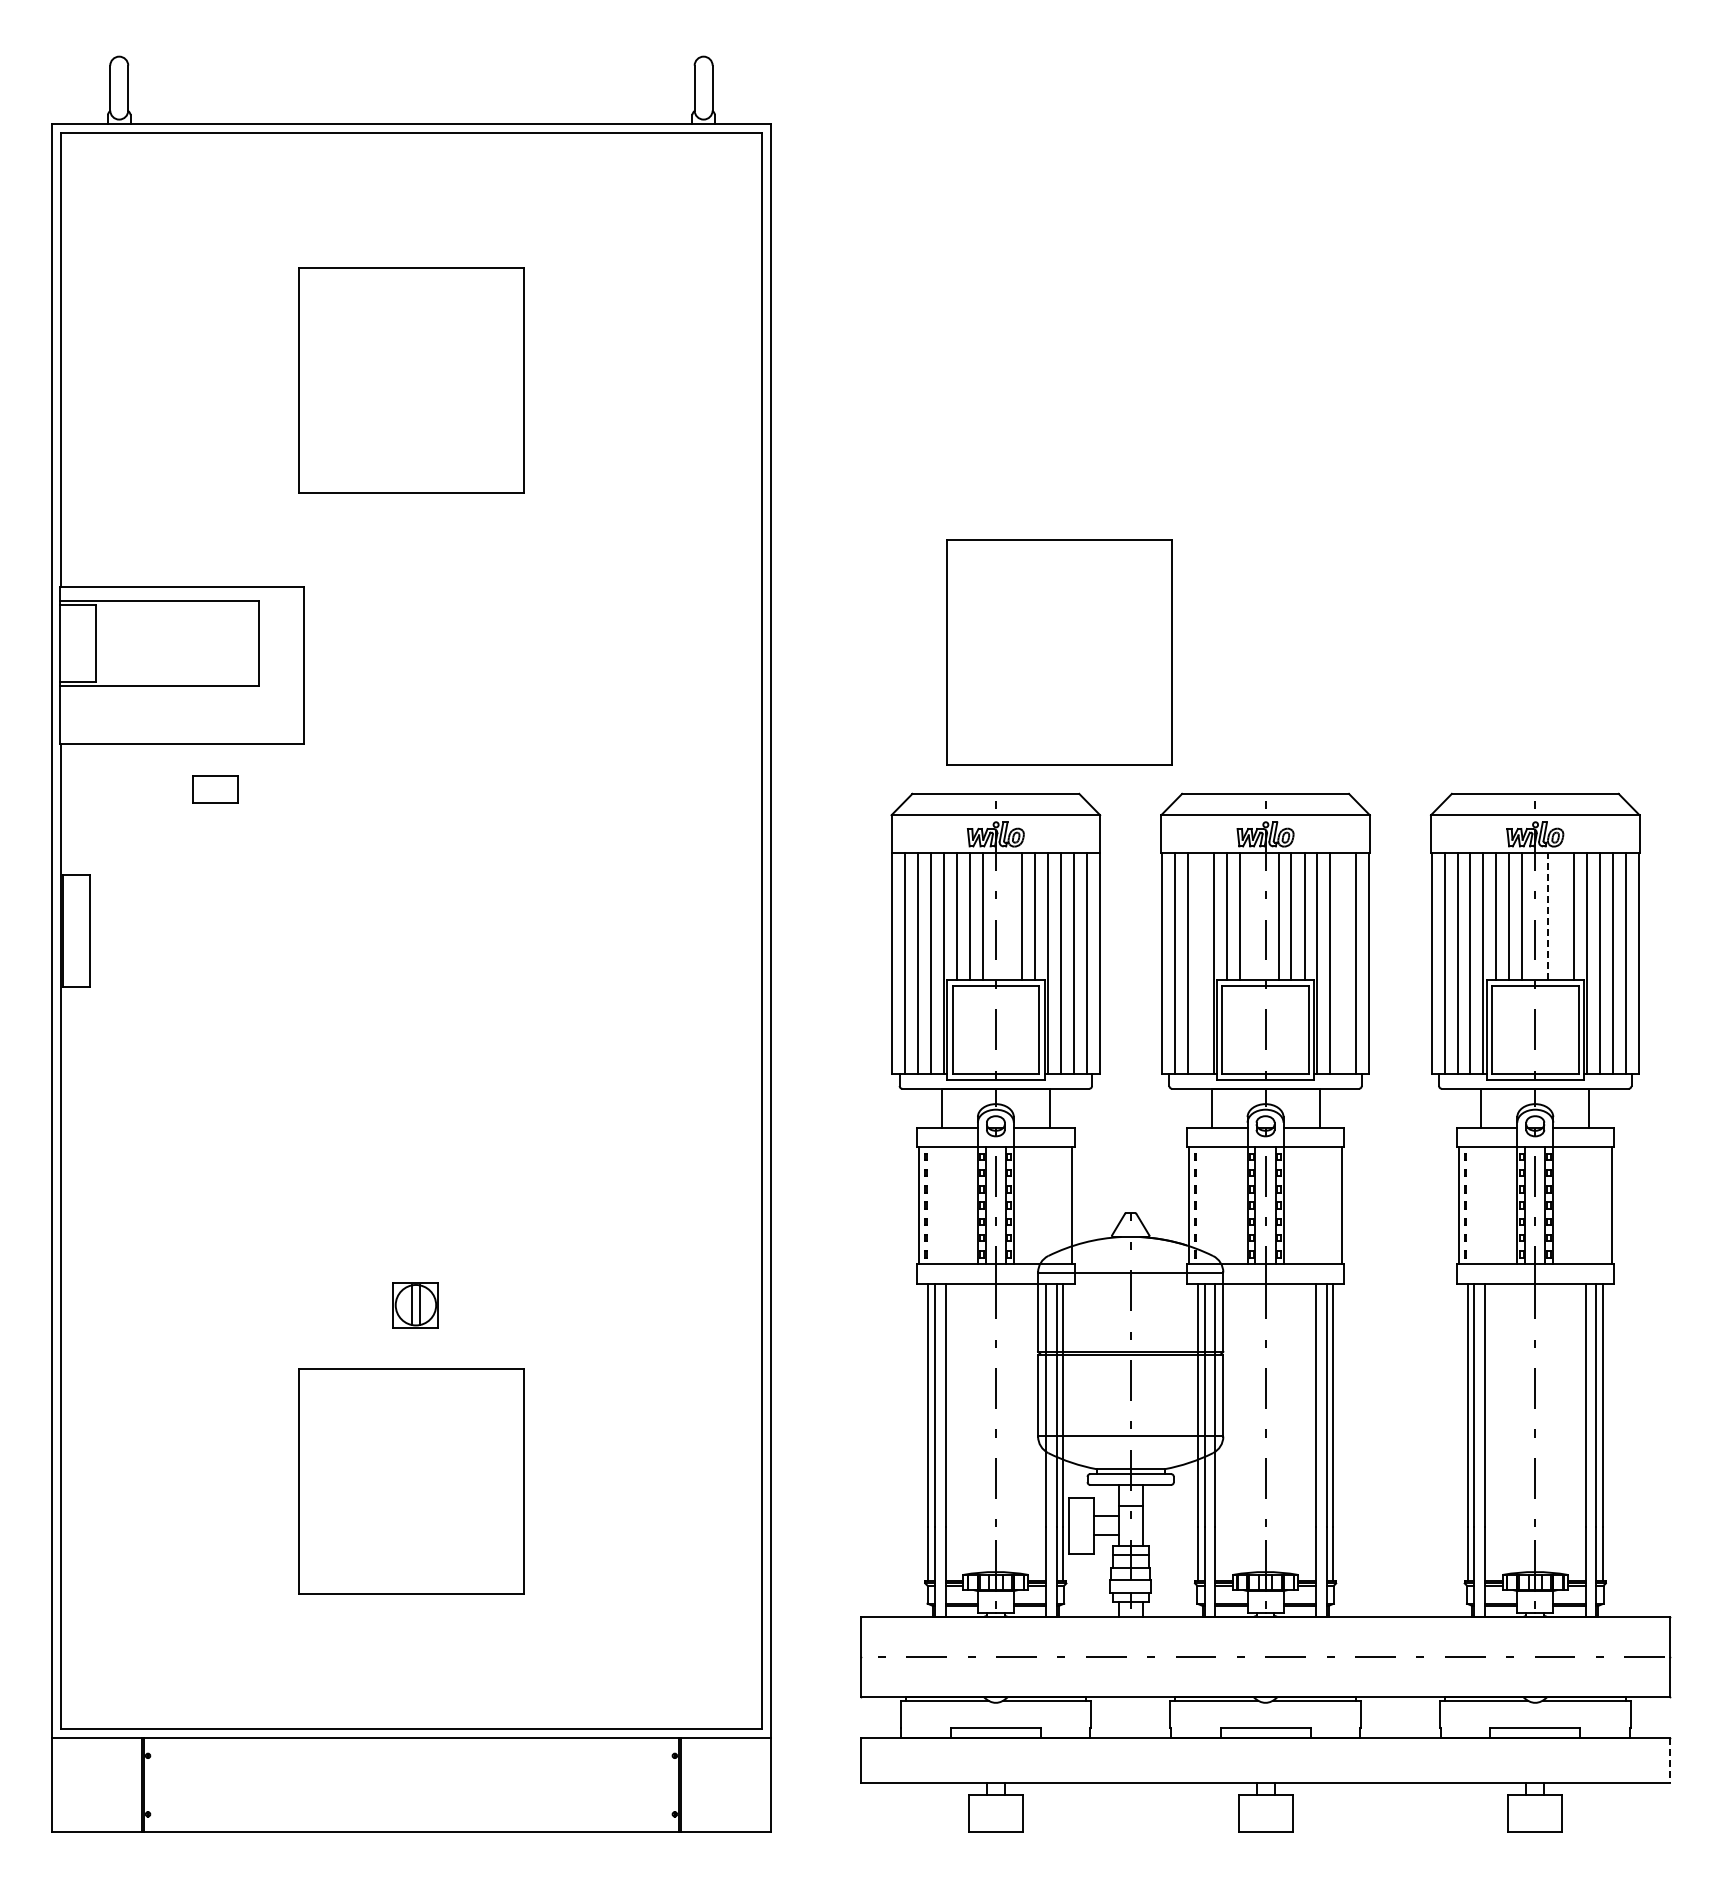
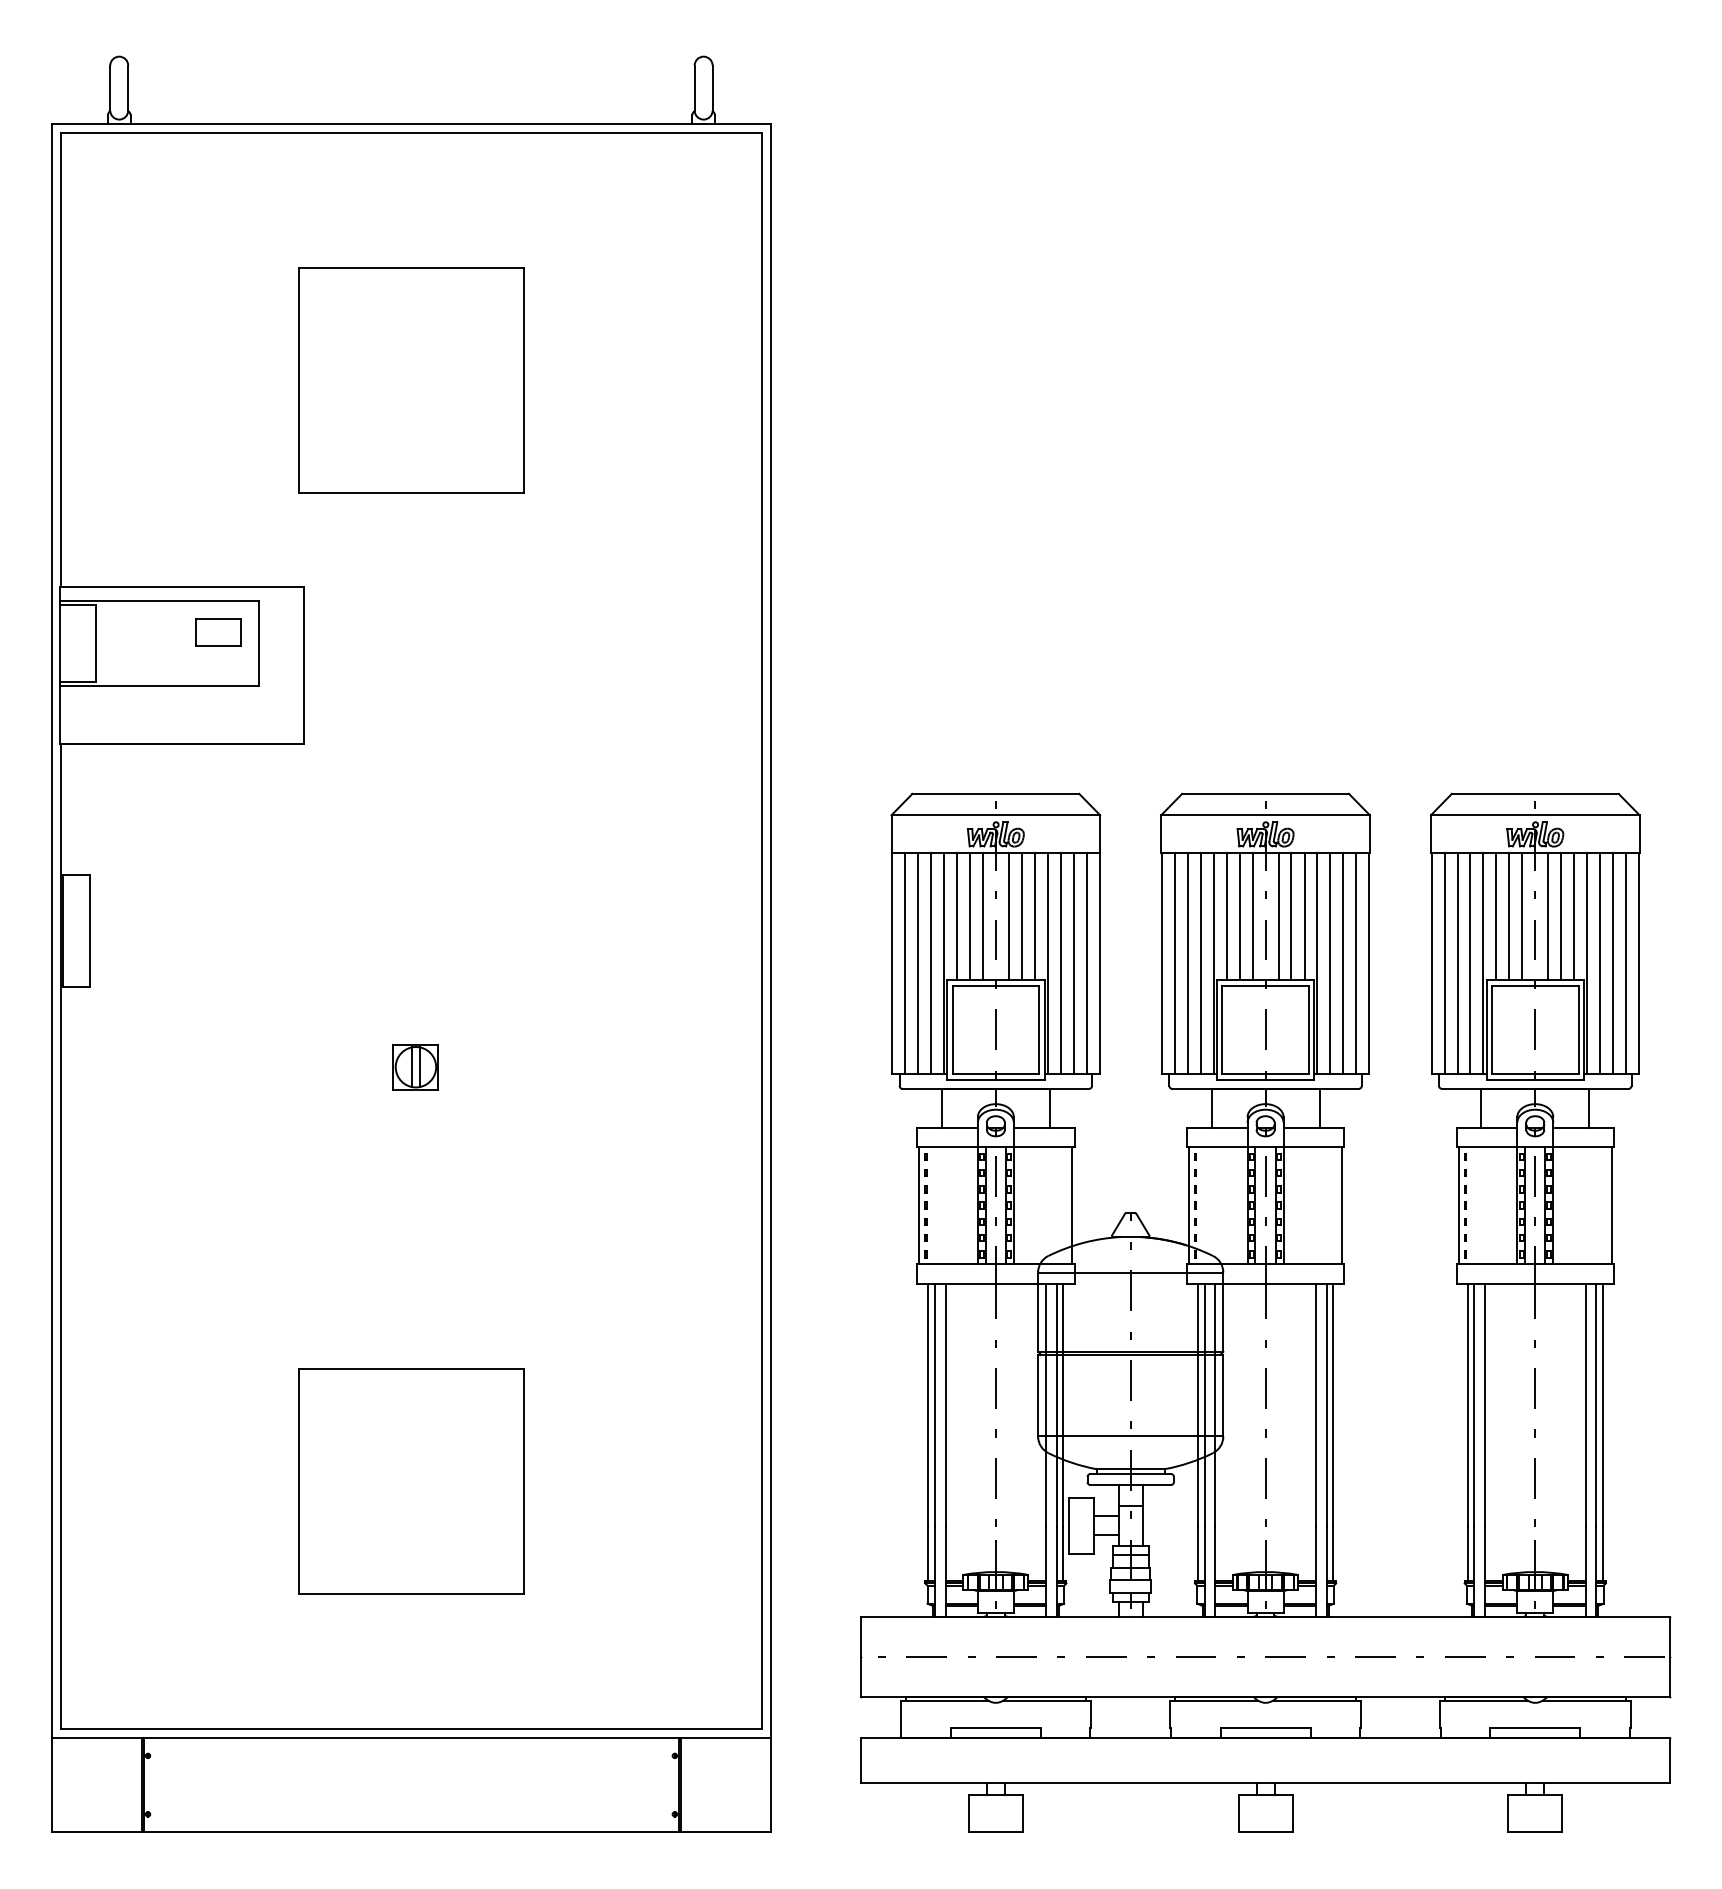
part: present -> none (1059, 652)
part position: (215, 789) -> (218, 632) (218, 632)
line: none -> present (1008, 916)
line: none -> present (1252, 916)
line: dashed -> solid (1548, 916)
line: none -> present (1561, 916)
line: none -> present (1200, 963)
line: none -> present (1343, 963)
part position: (415, 1305) -> (415, 1067) (415, 1067)
line: dashed -> solid (1670, 1760)
